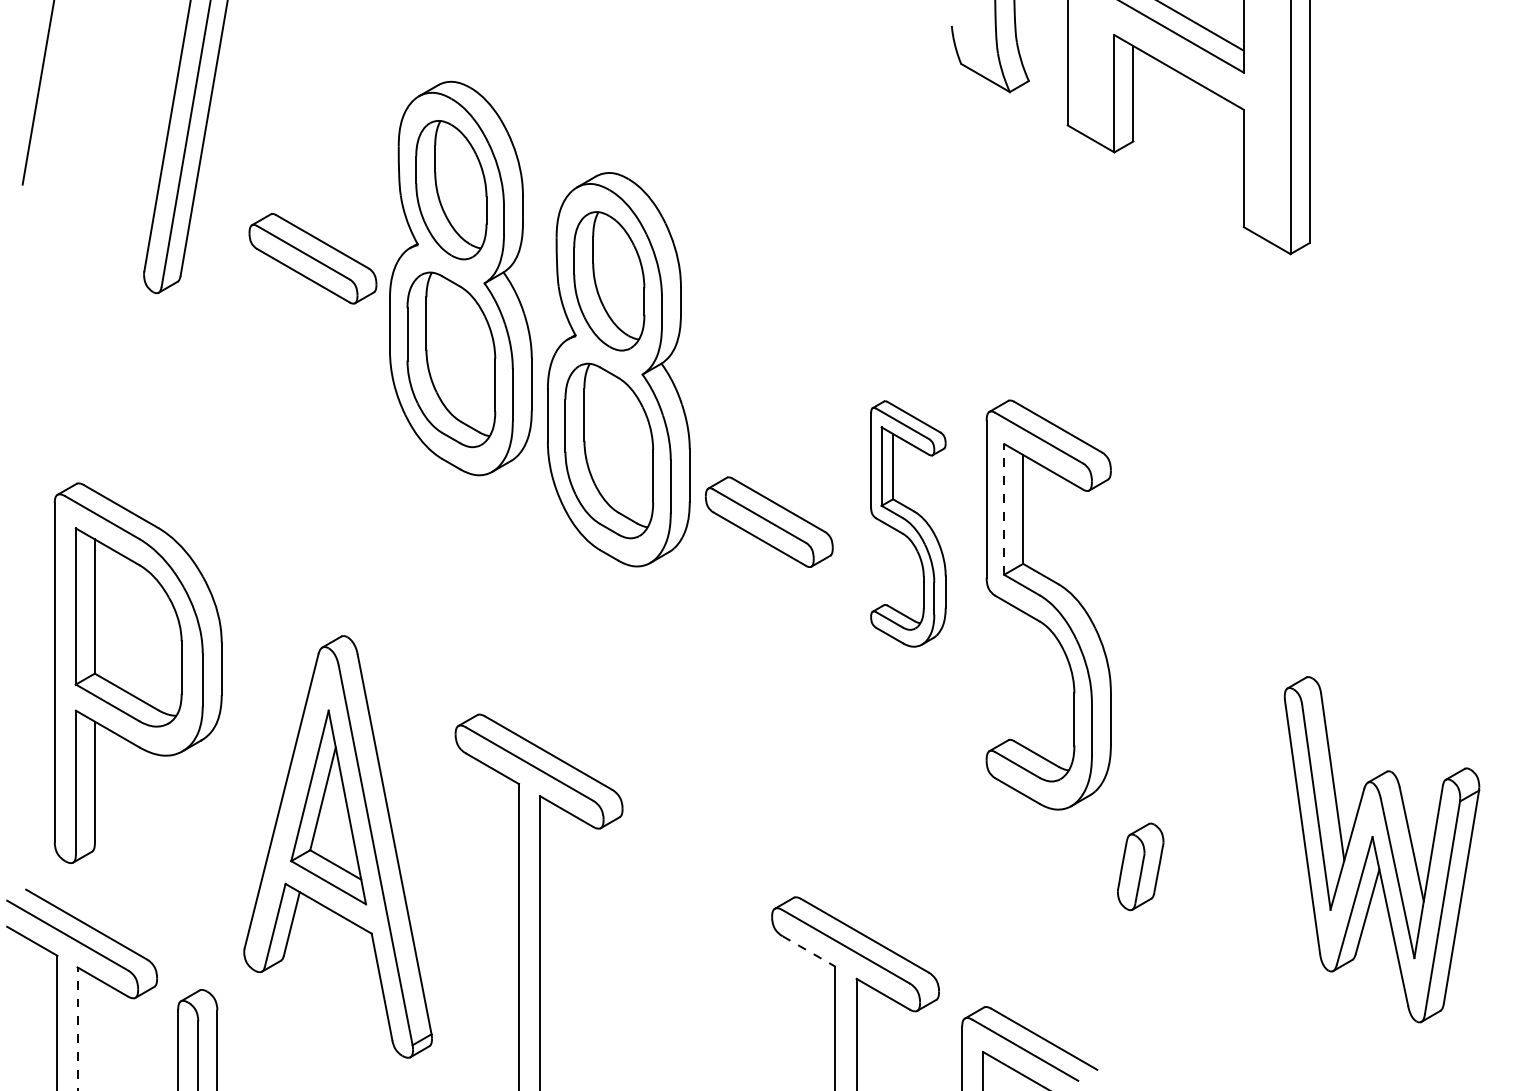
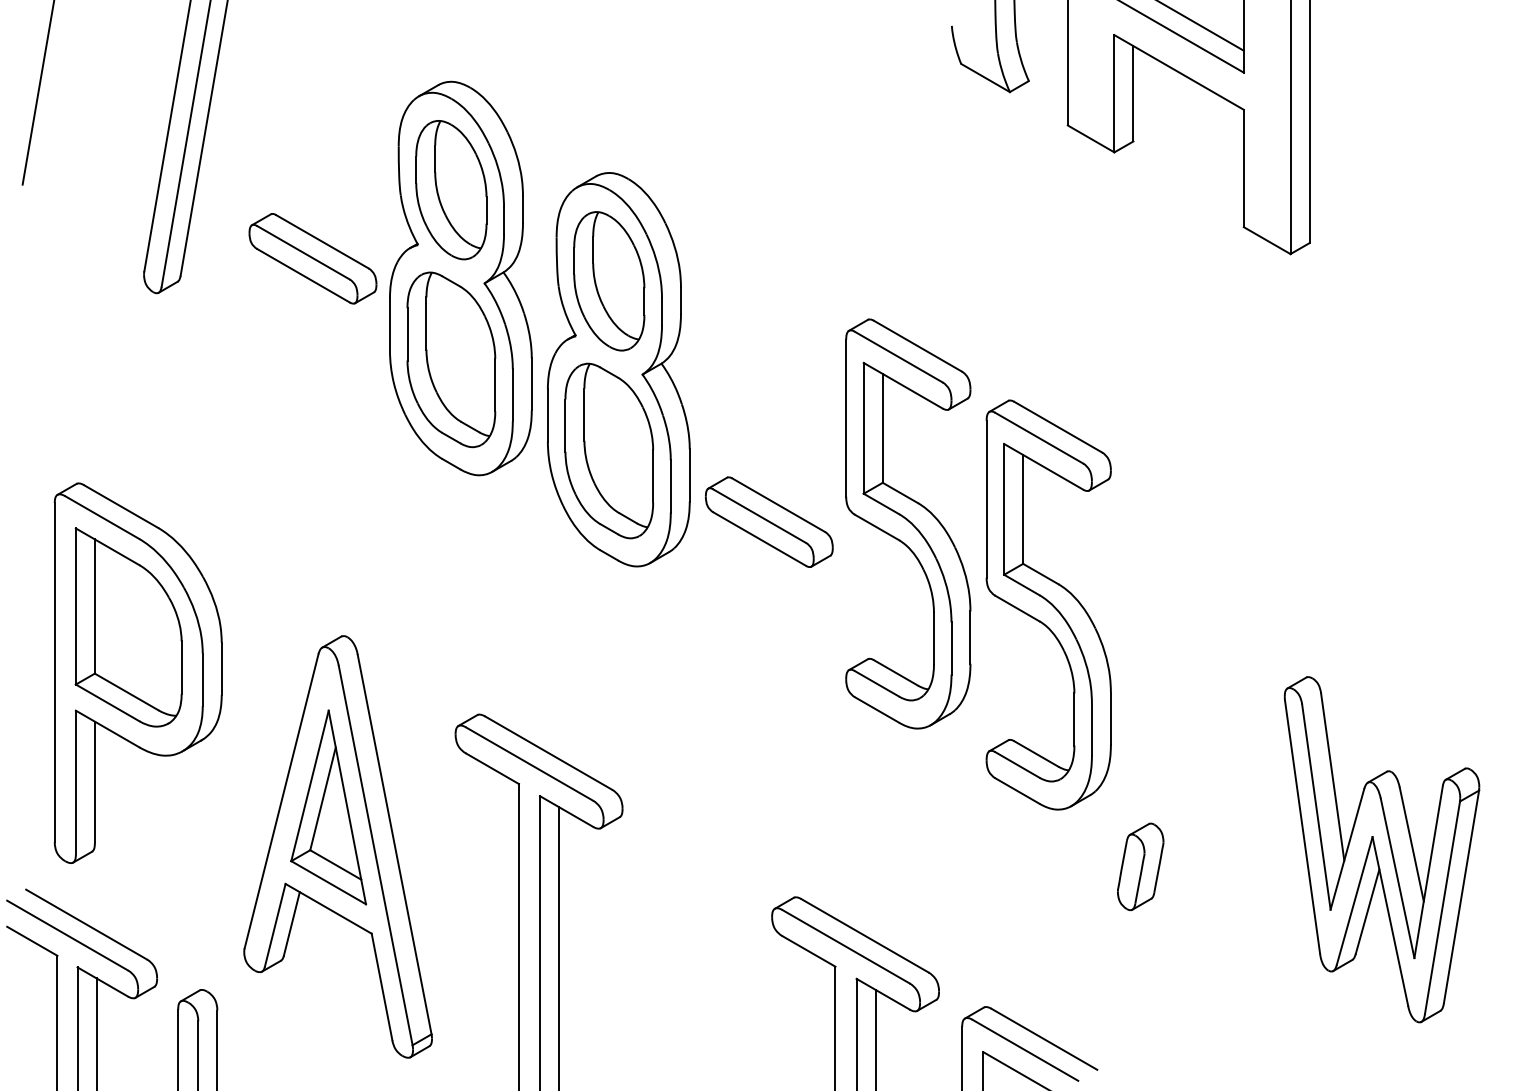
line: dashed -> solid (1004, 508)
part size: 77x248 px -> 127x412 px (908, 523)
line: none -> present (559, 947)
line: dashed -> solid (809, 951)
line: dashed -> solid (77, 1028)
line: none -> present (96, 1032)
line: none -> present (875, 1038)
